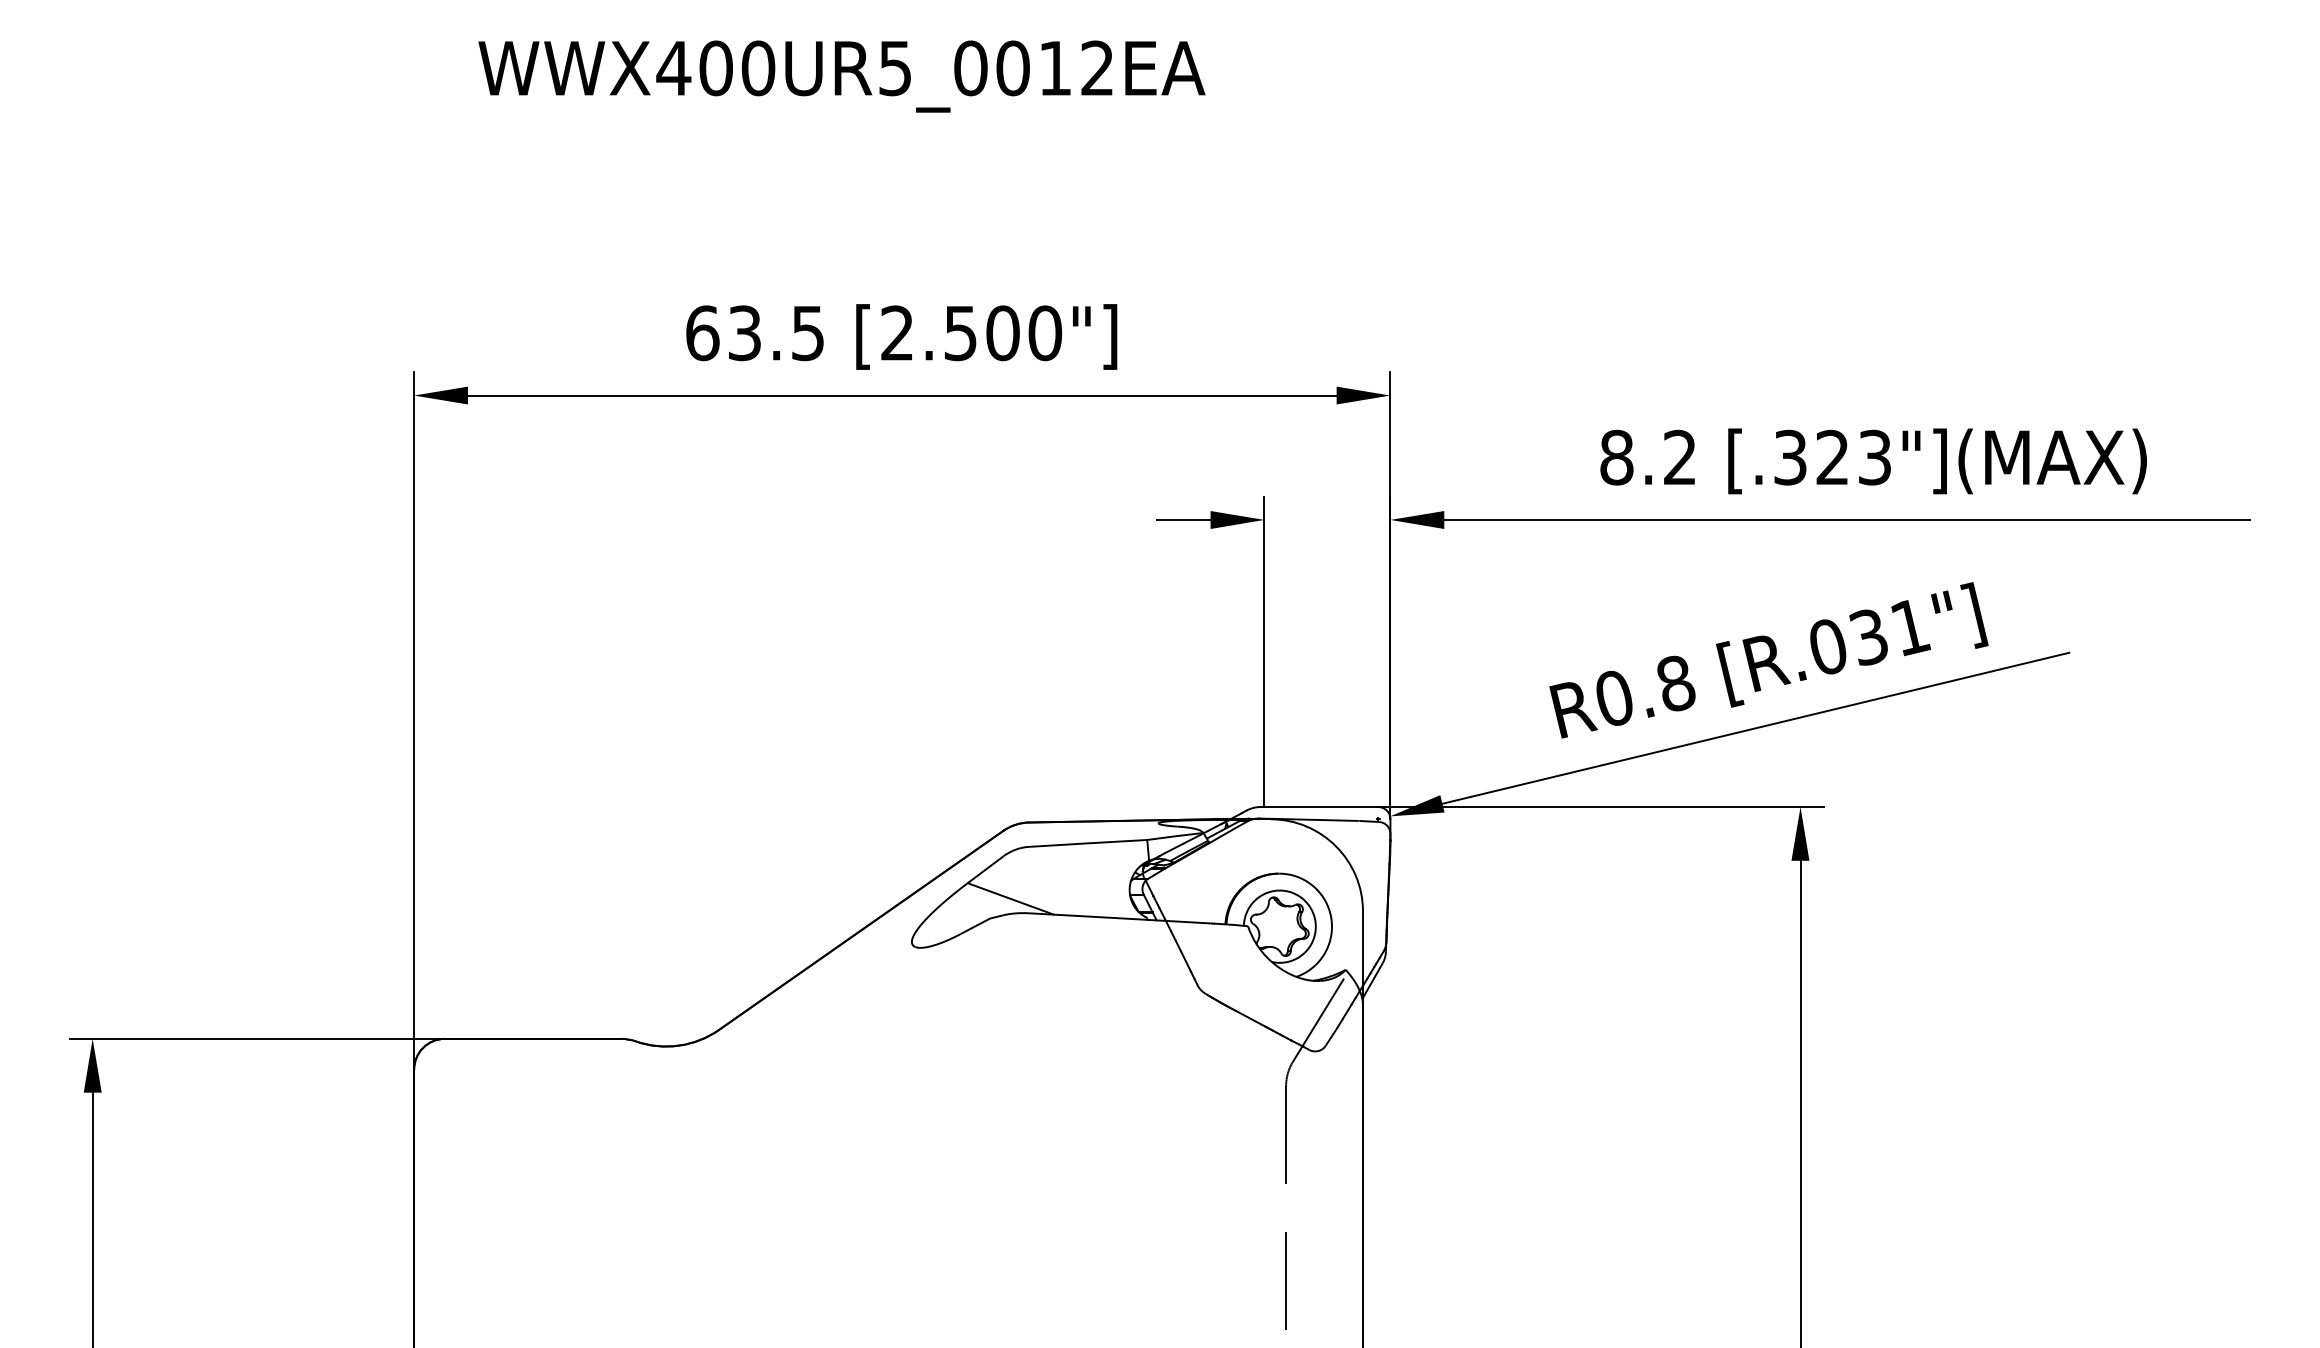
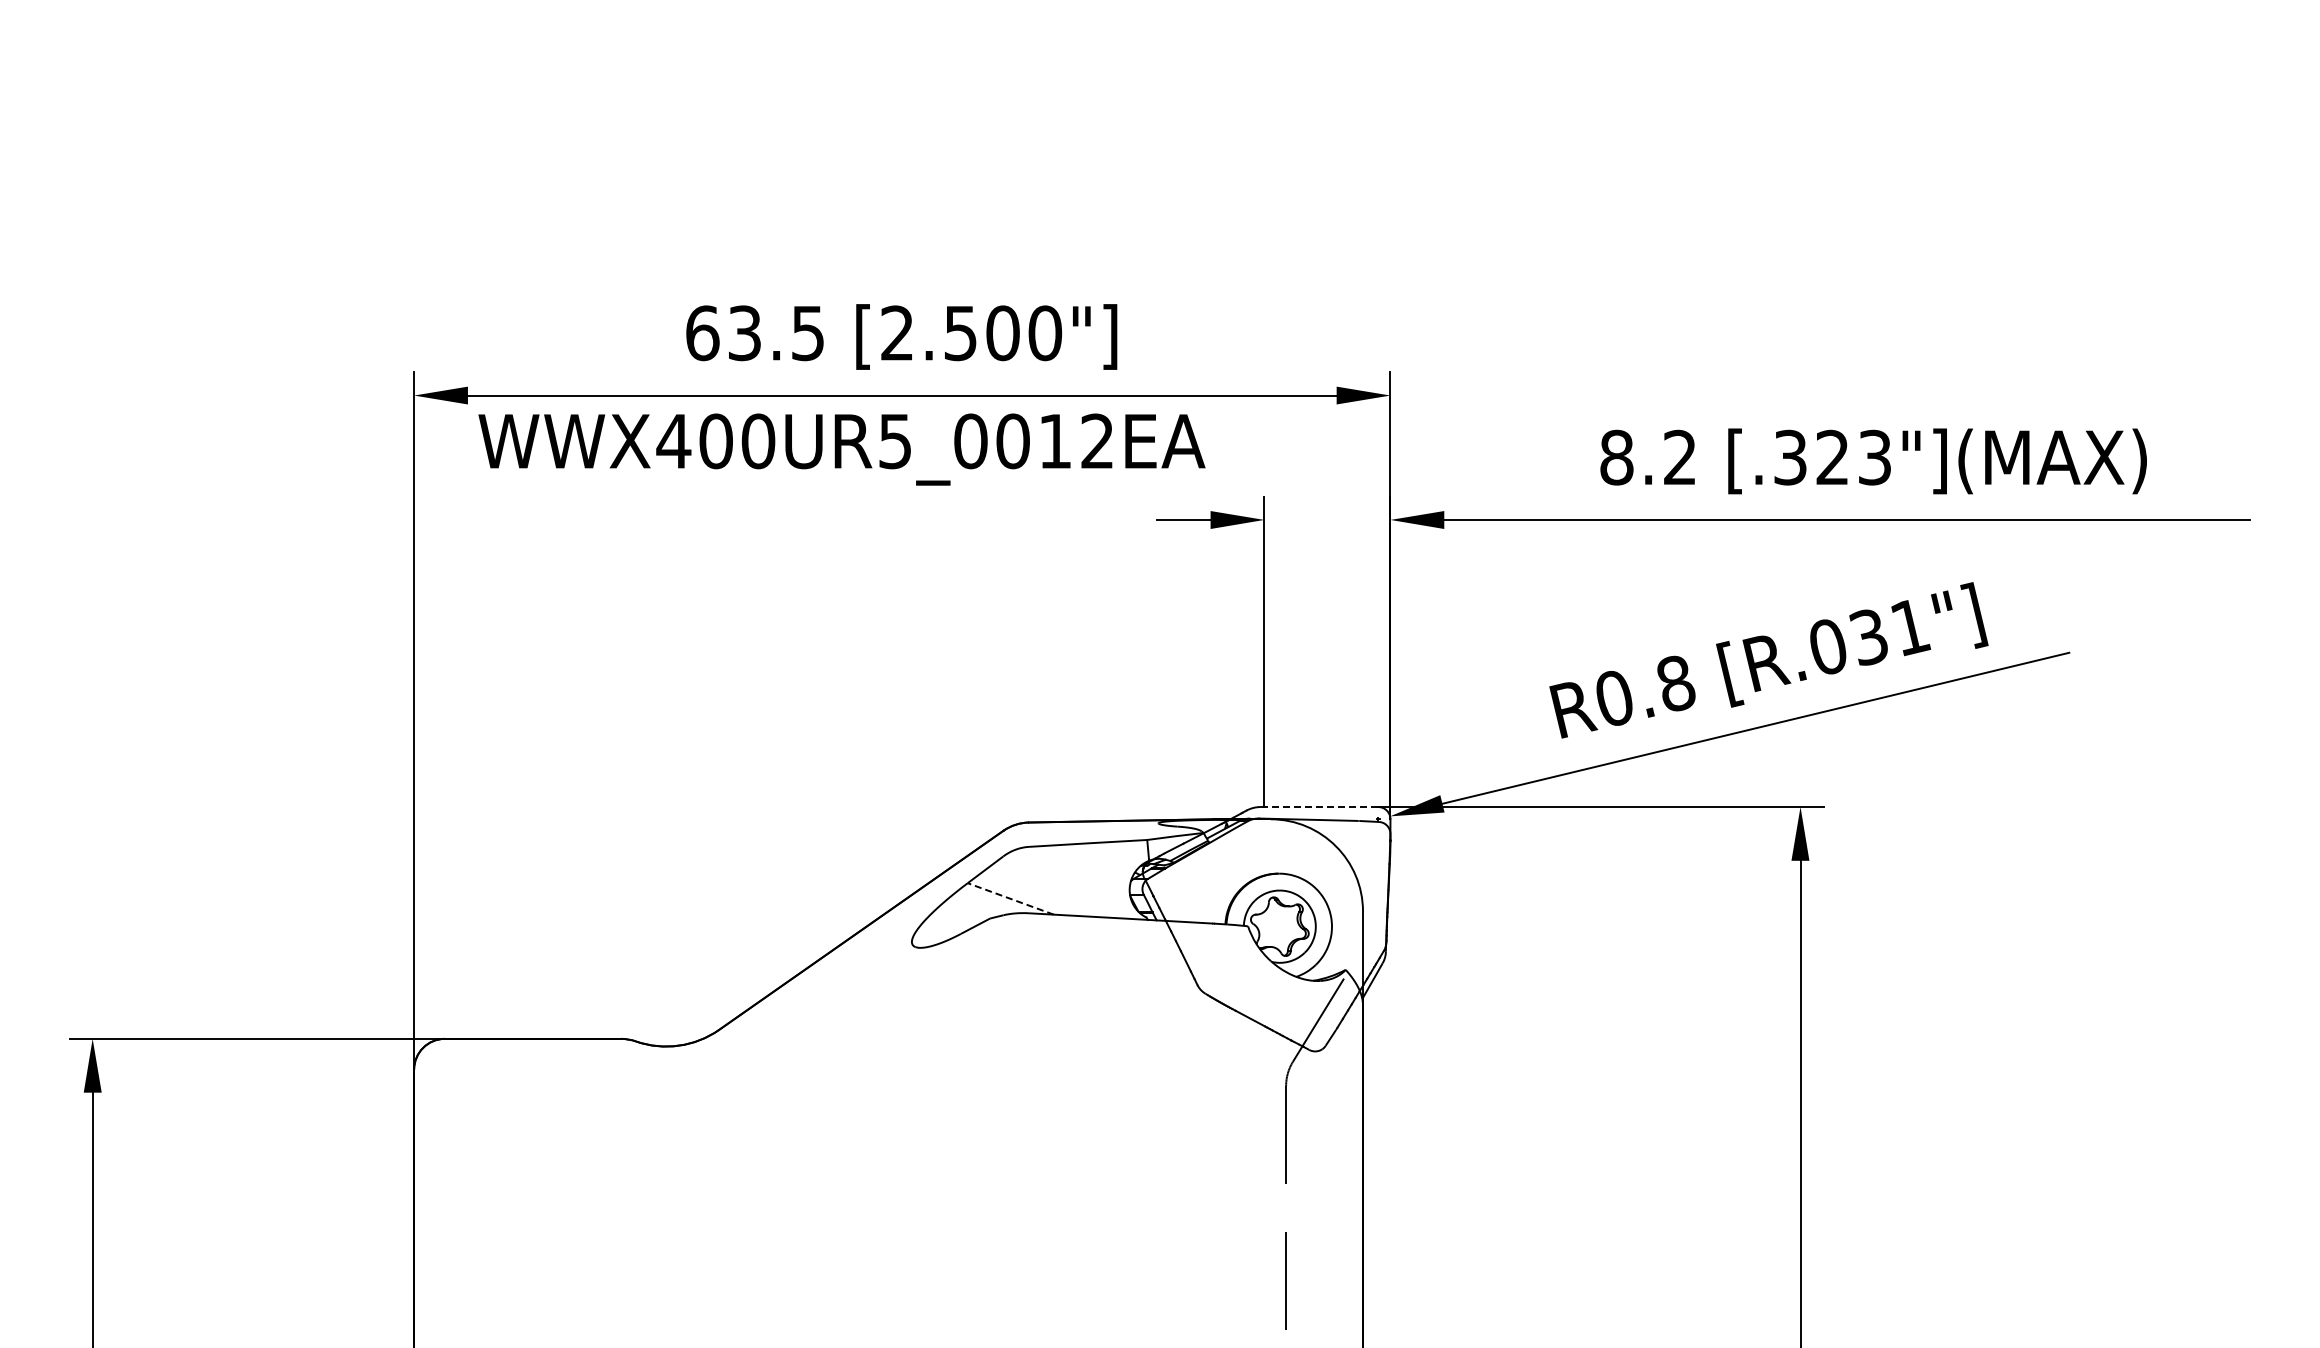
text position: (841, 76) -> (841, 449) (841, 449)
line: solid -> dashed (1319, 807)
line: solid -> dashed (1010, 898)
